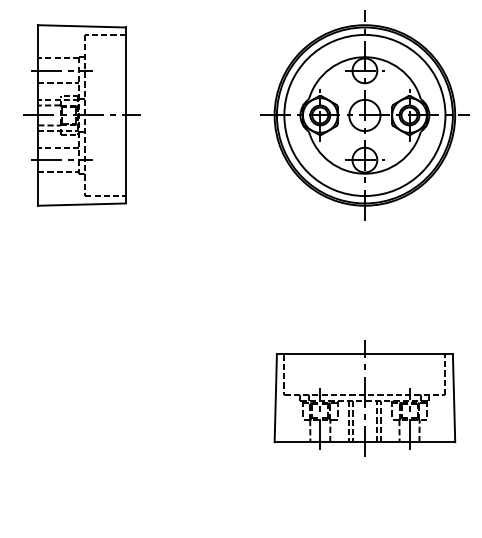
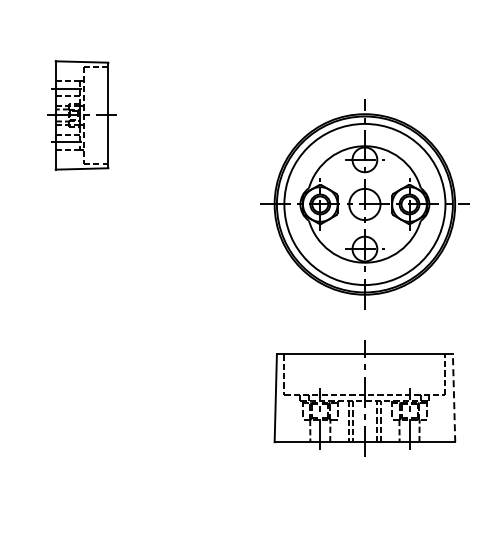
part size: 118x183 px -> 70x111 px (81, 115)
part position: (364, 115) -> (364, 204) (364, 204)
line: solid -> dashed (454, 398)
